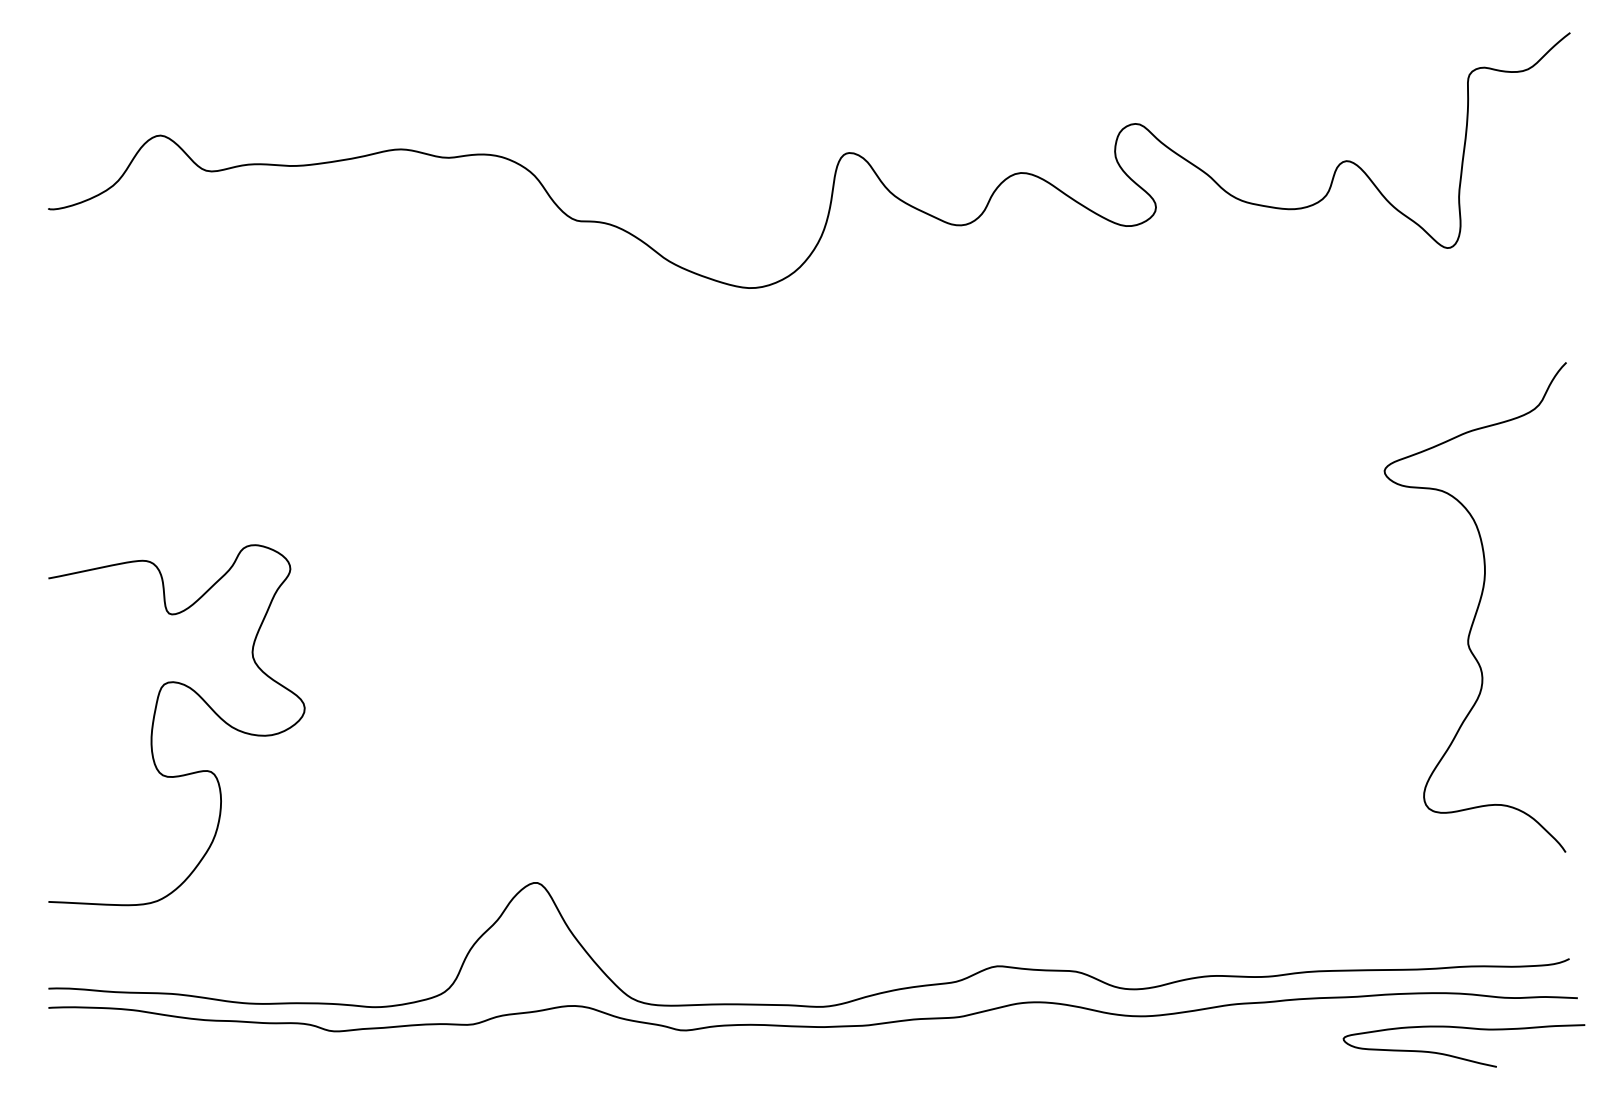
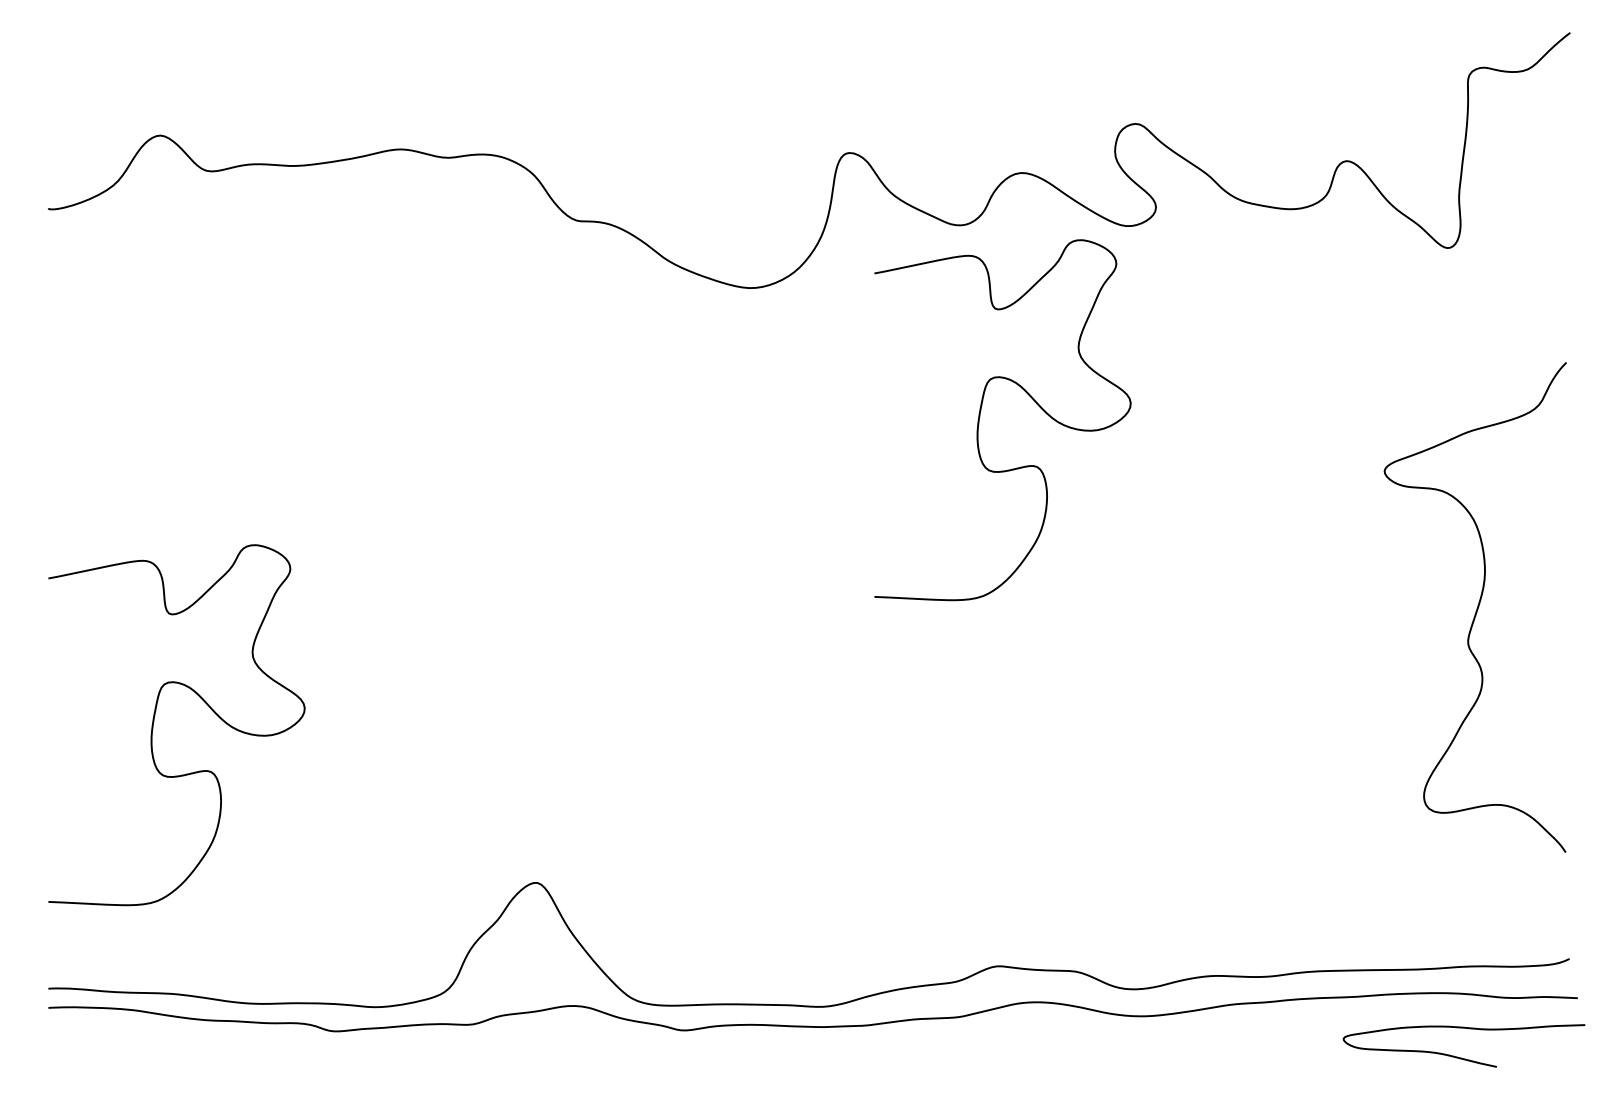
curve: none -> present (980, 417)
